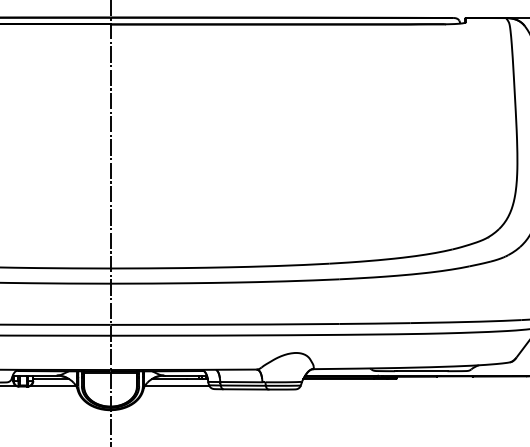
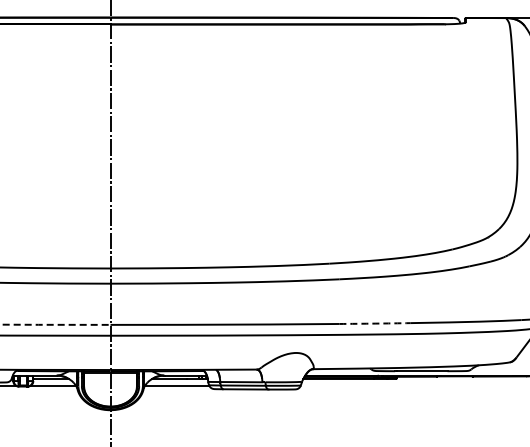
arc: solid -> dashed (375, 323)
line: solid -> dashed (55, 324)
